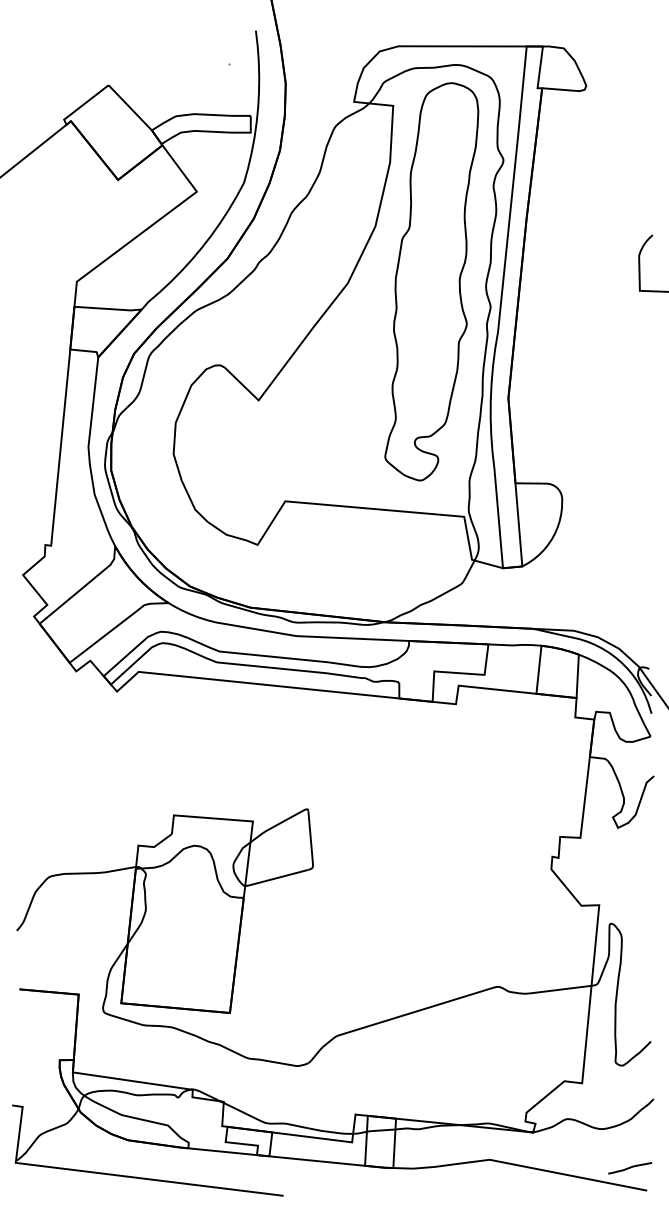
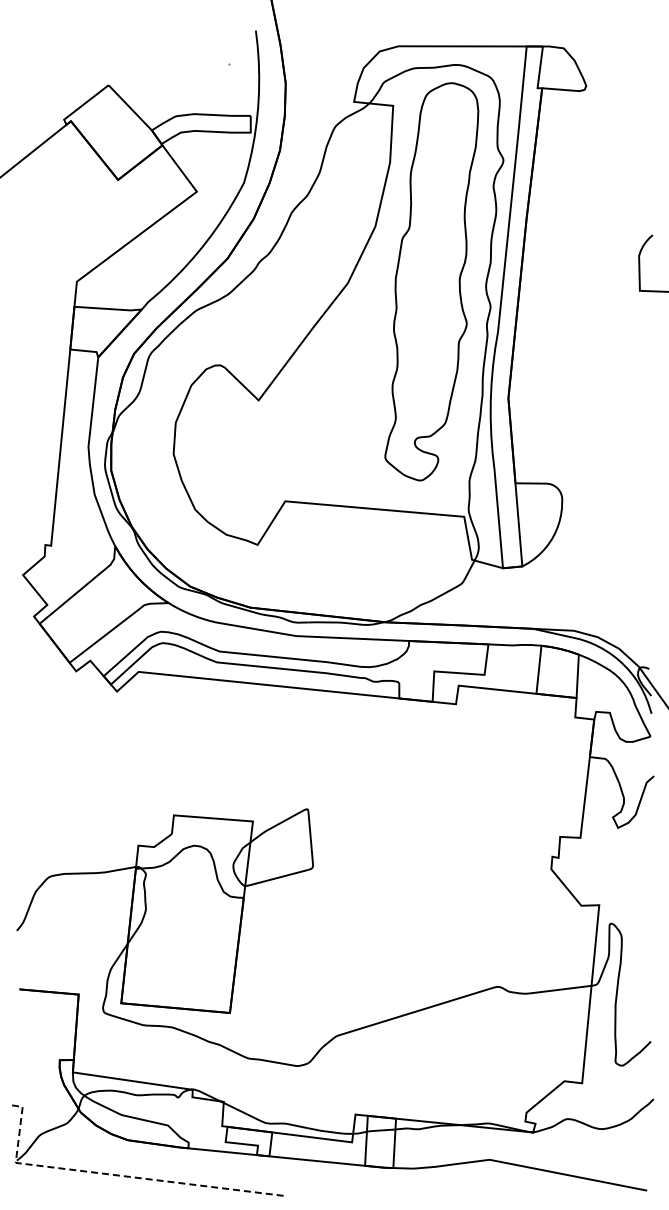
curve: present -> none (630, 1168)
line: solid -> dashed (114, 1175)
